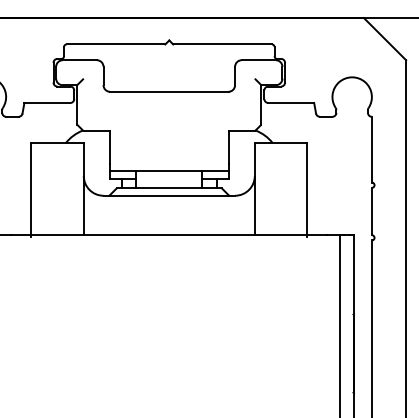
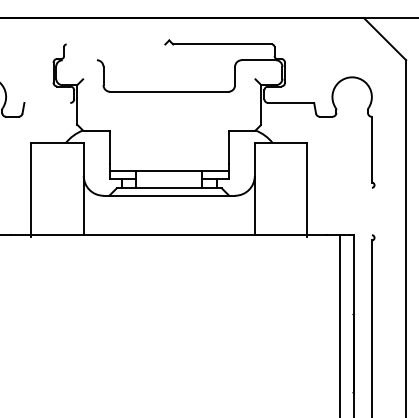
line: present -> none (115, 44)
line: present -> none (79, 60)
line: present -> none (47, 102)
line: present -> none (371, 211)
